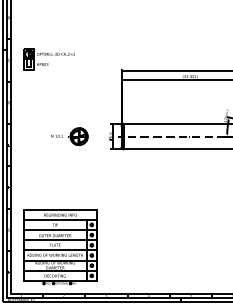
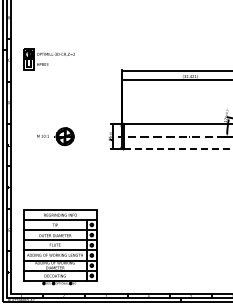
part position: (69, 136) -> (55, 136) (55, 136)
line: solid -> dashed (178, 149)
